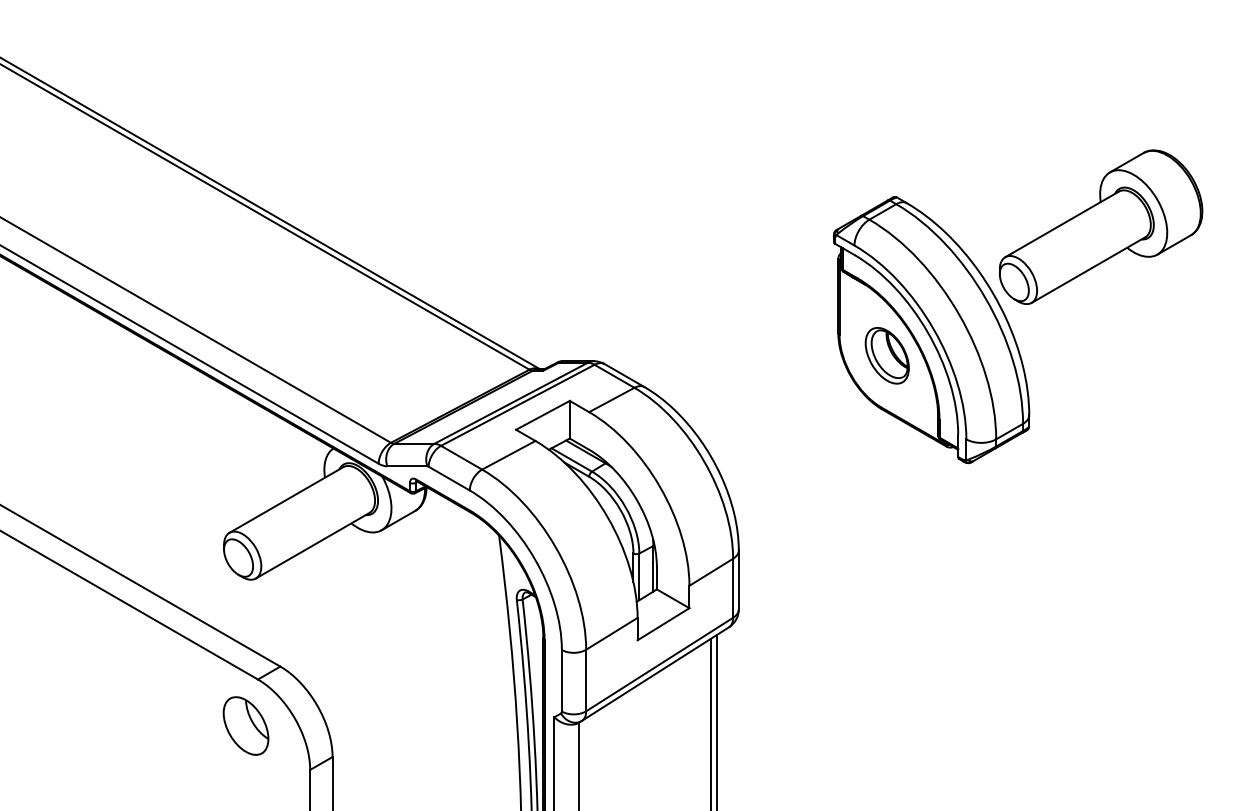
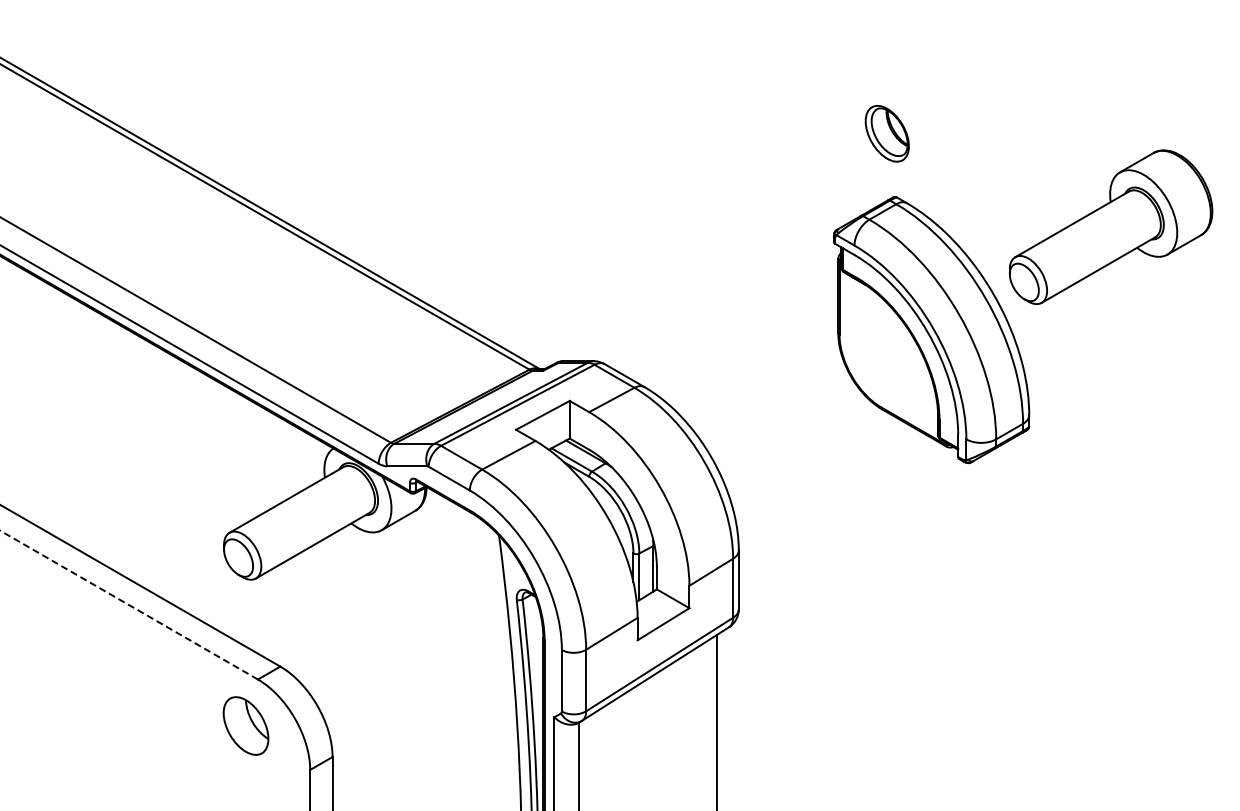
part position: (1101, 226) -> (1111, 226) (1111, 226)
part position: (886, 355) -> (886, 133) (886, 133)
line: solid -> dashed (129, 605)
line: present -> none (711, 722)
